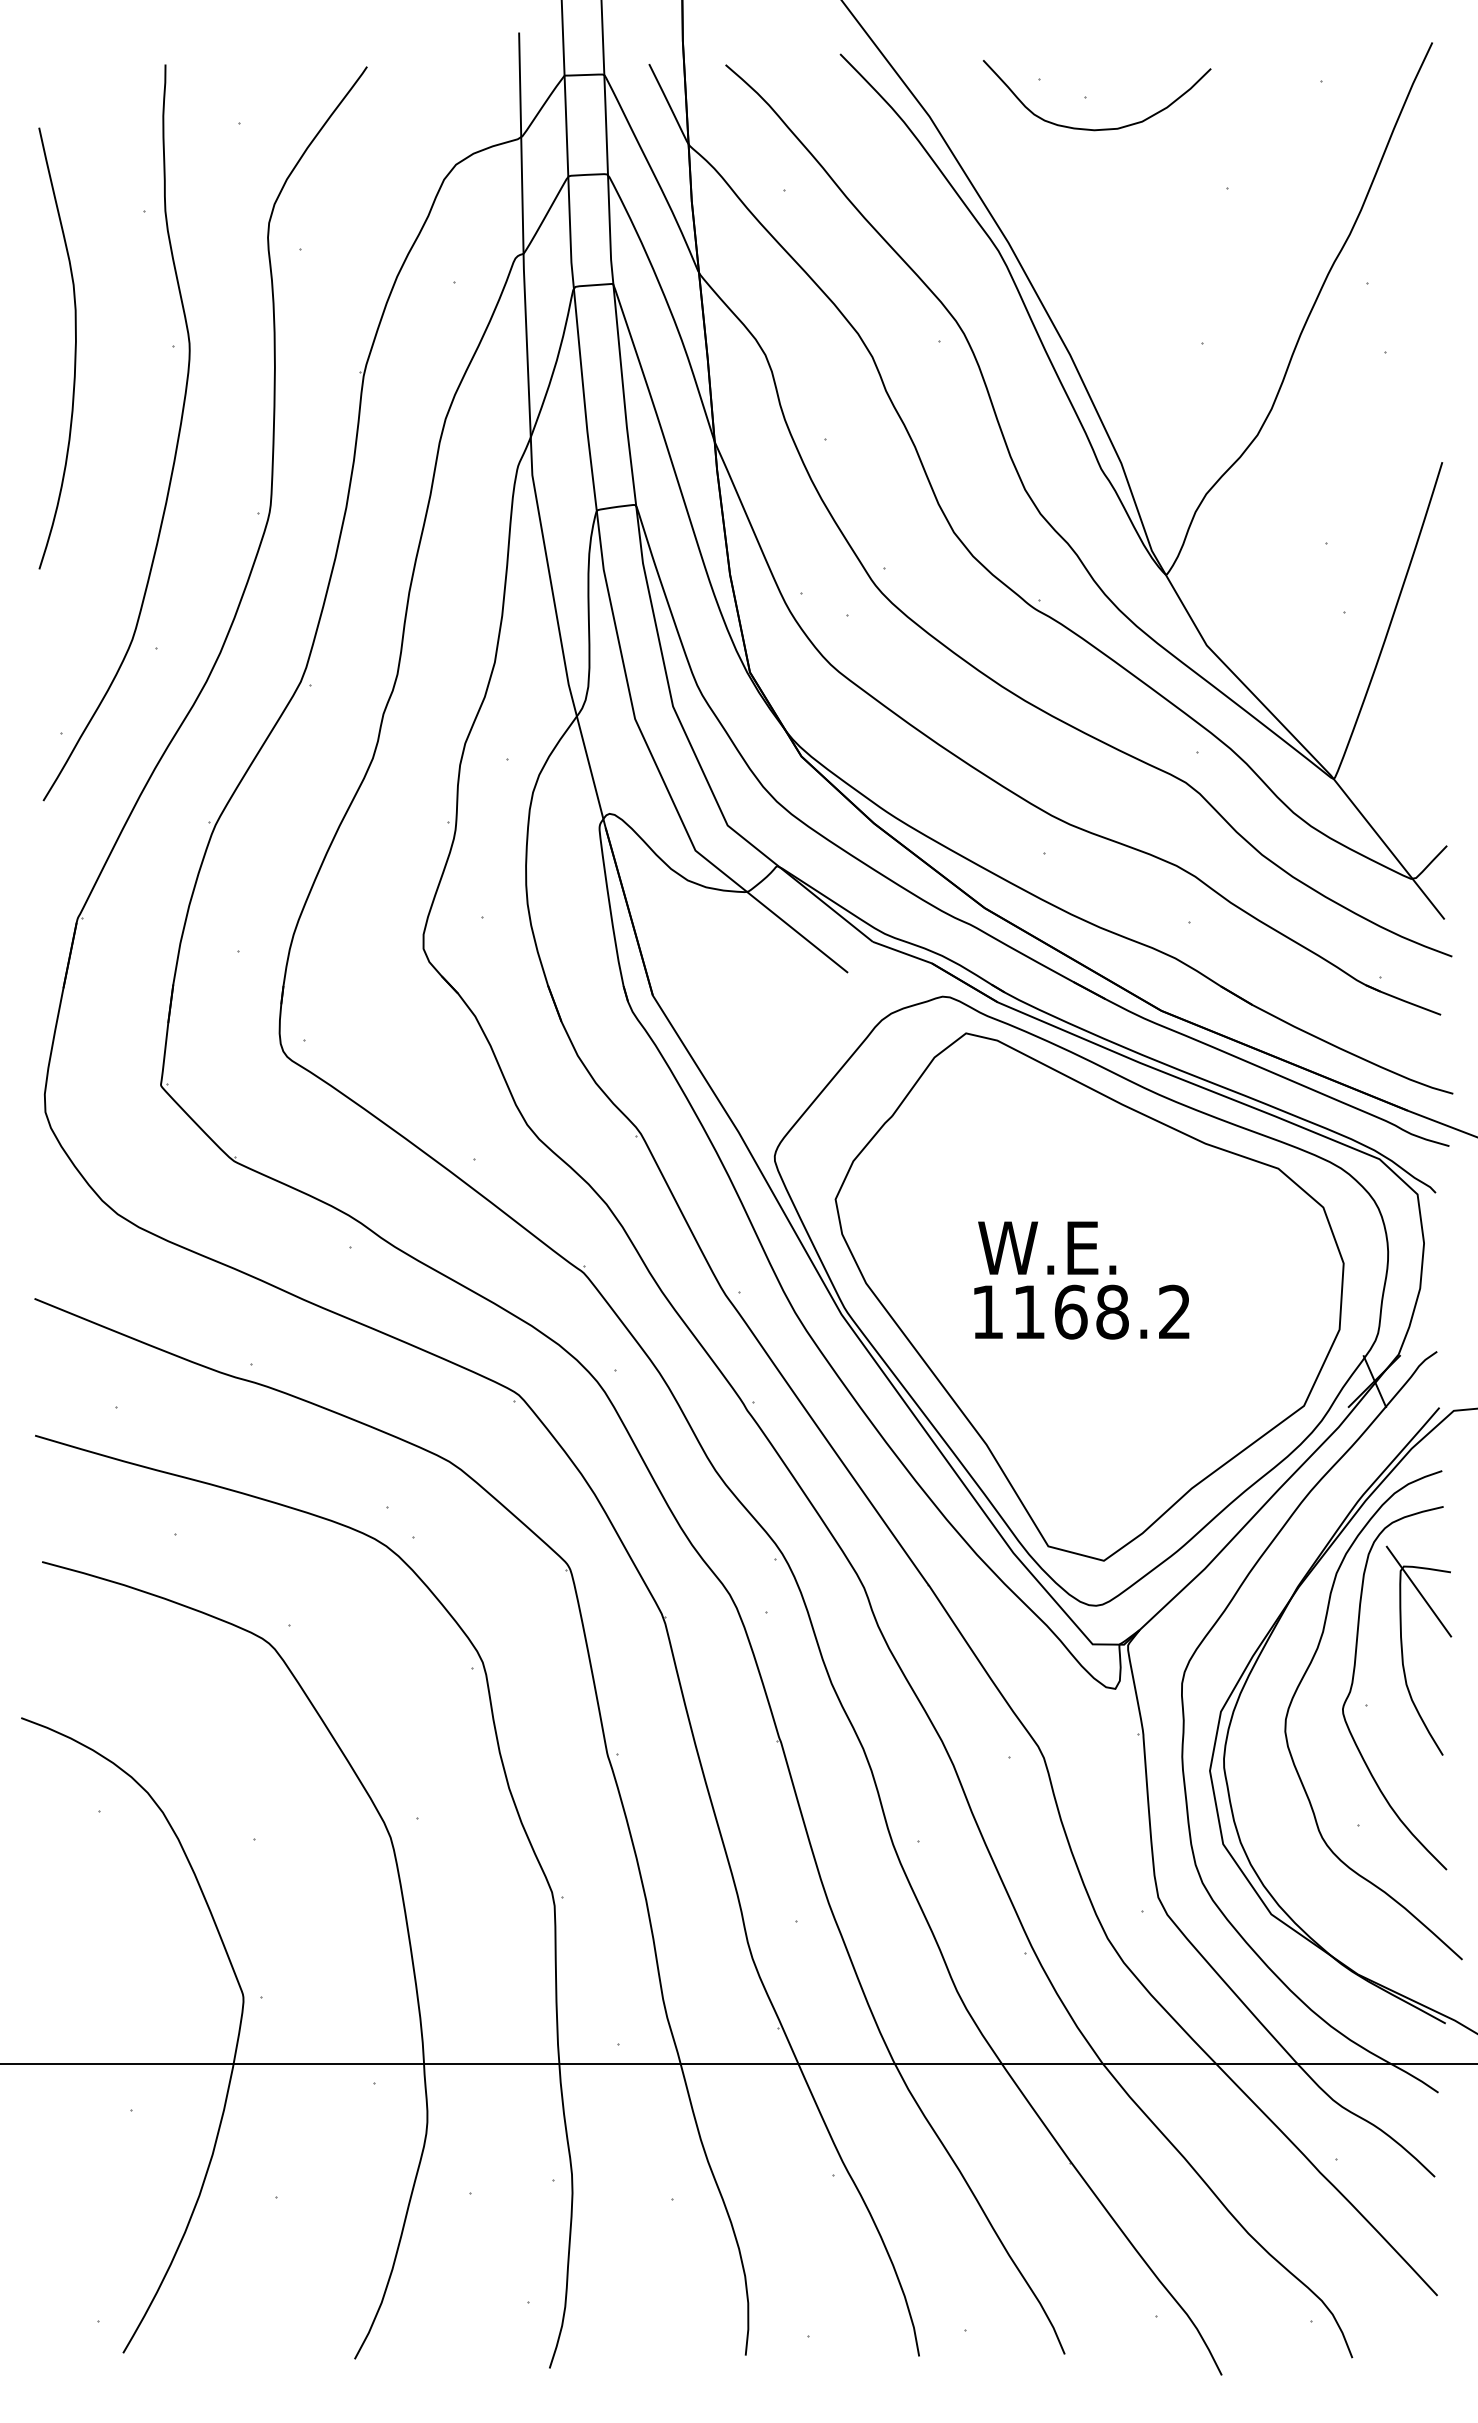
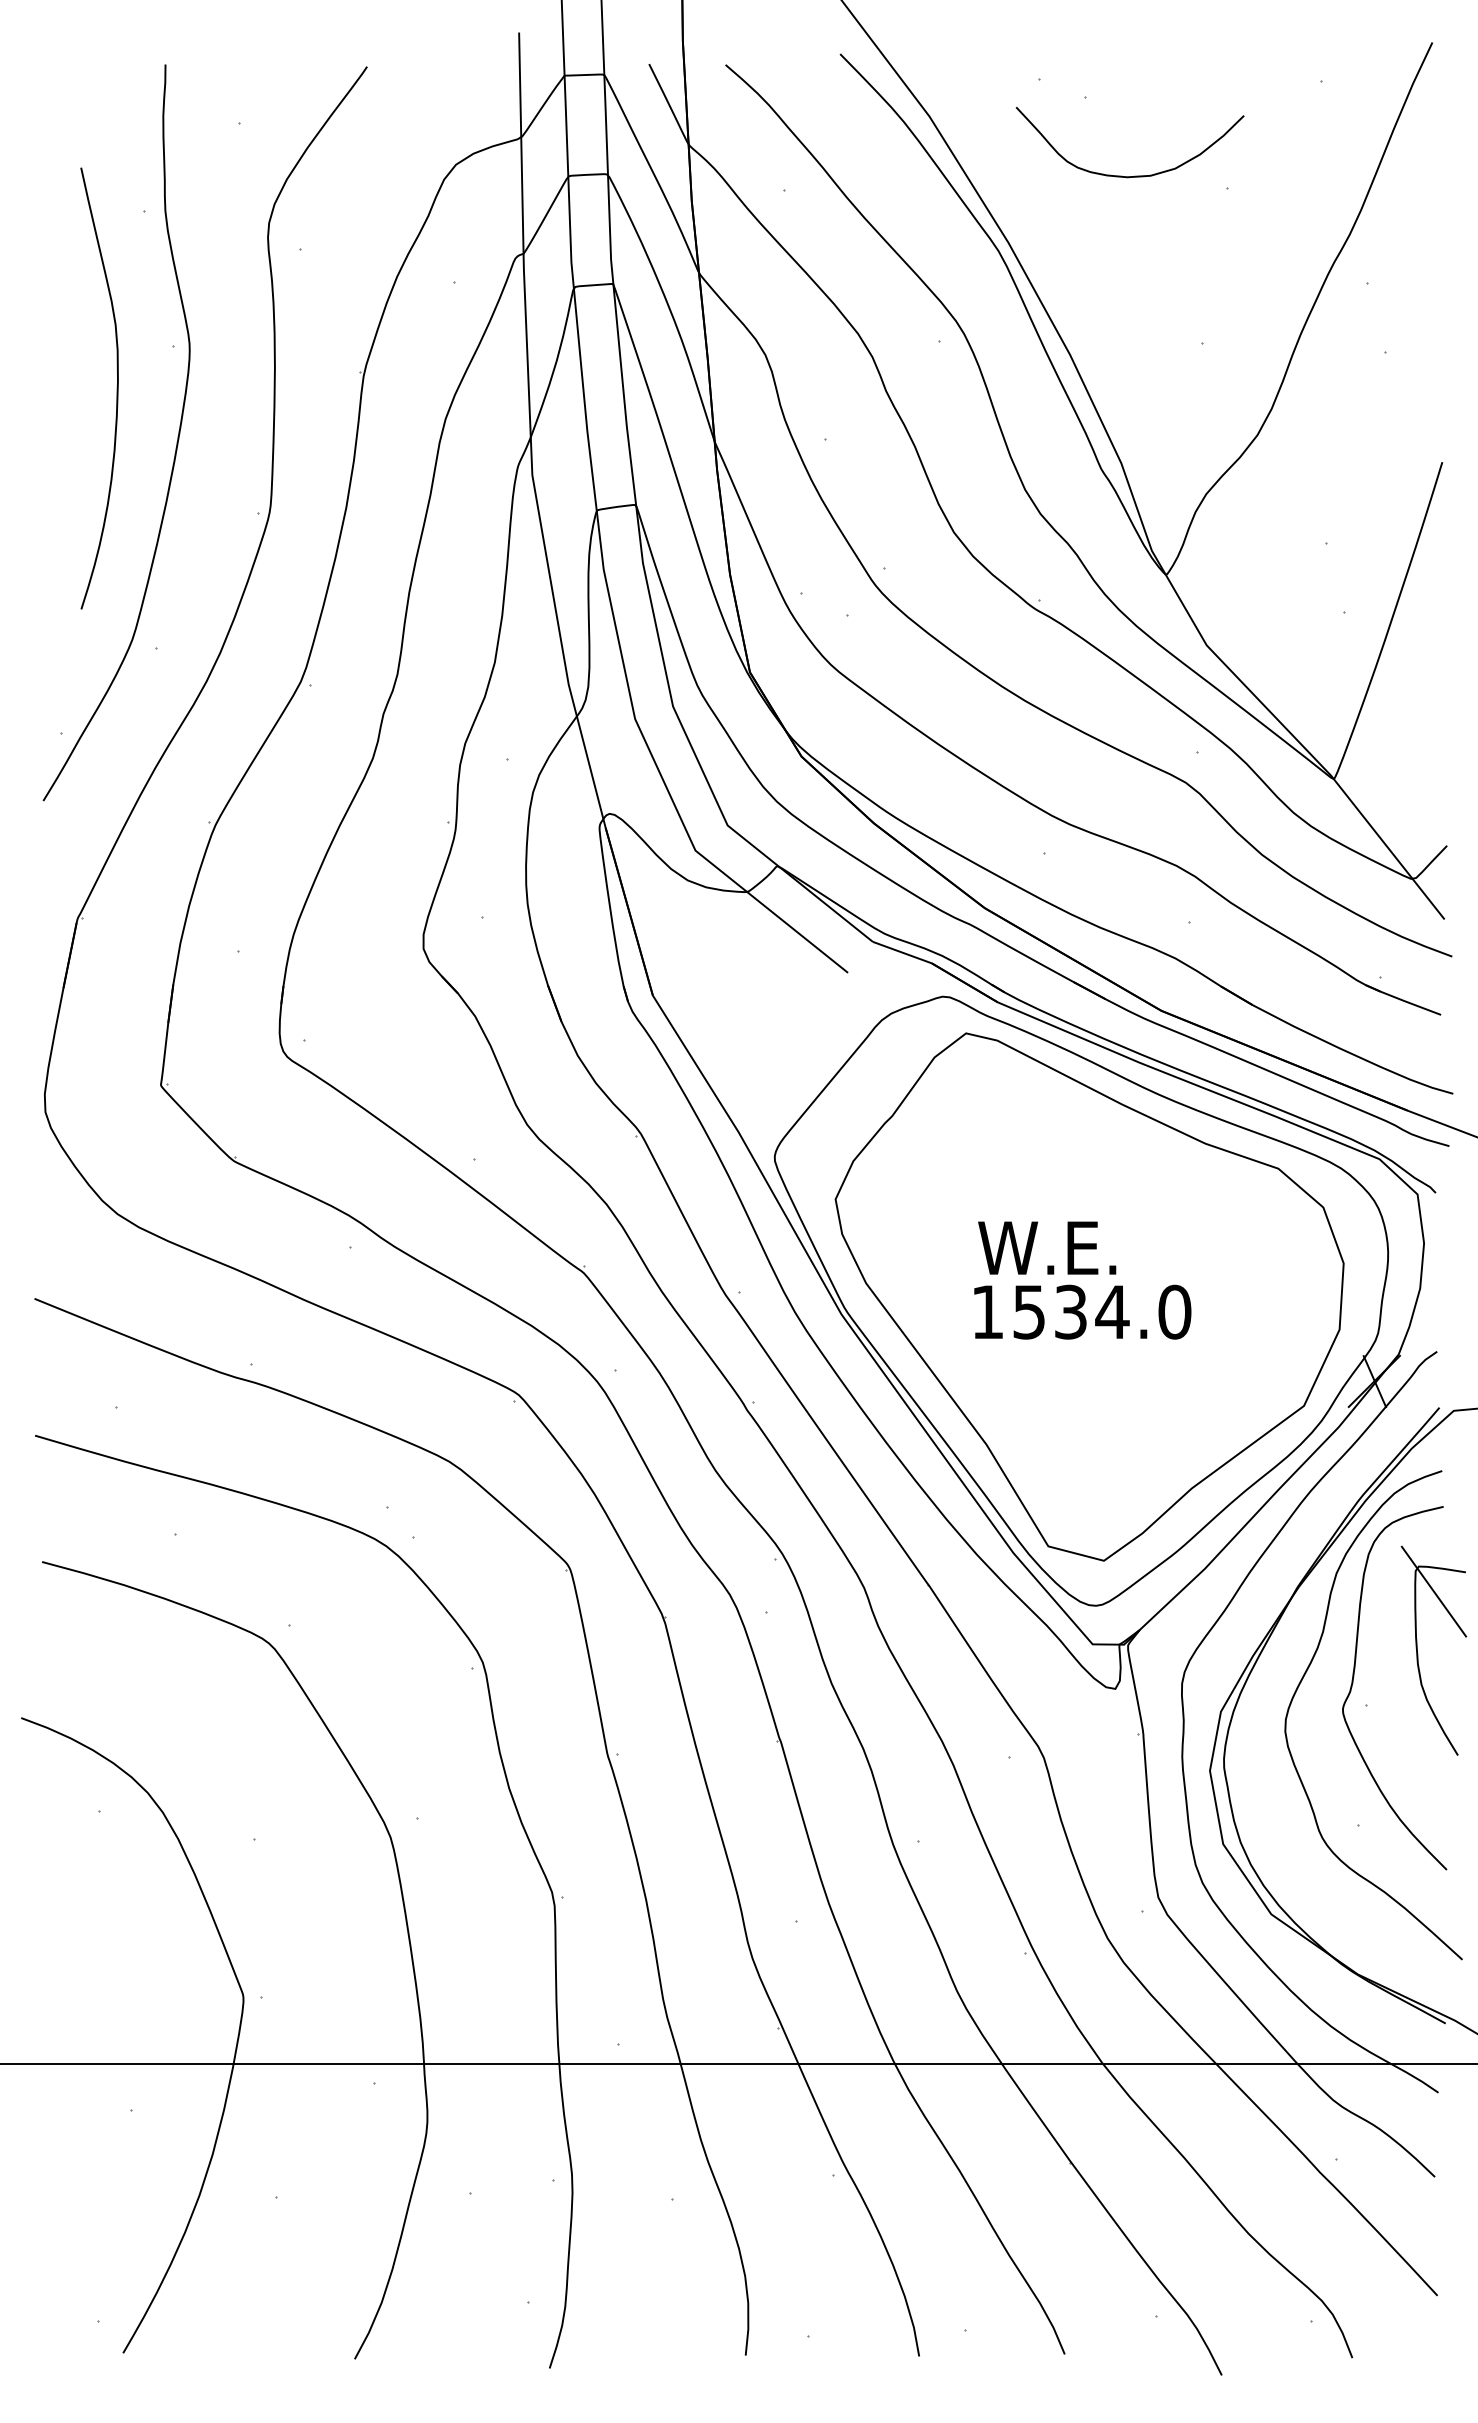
curve position: (1101, 128) -> (1134, 175) (1134, 175)
curve position: (74, 348) -> (116, 388) (116, 388)
text: 1168.2 -> 1534.0 (1102, 1311)
part position: (1403, 1653) -> (1418, 1653) (1418, 1653)
